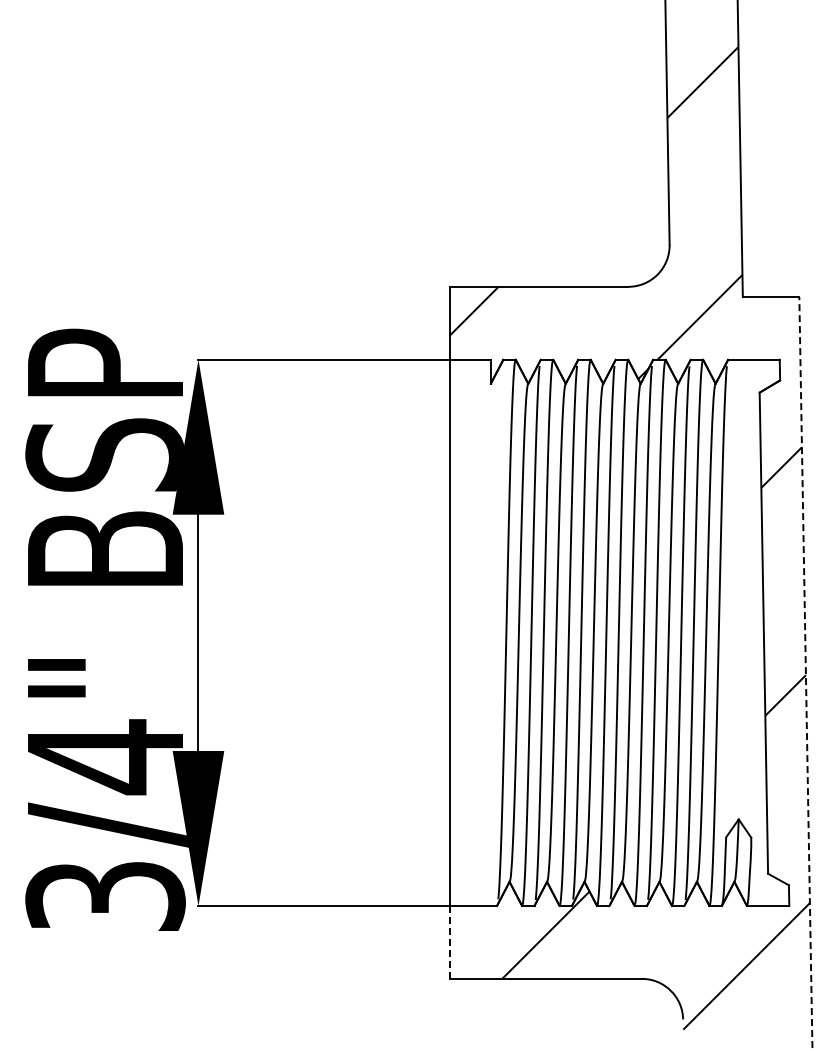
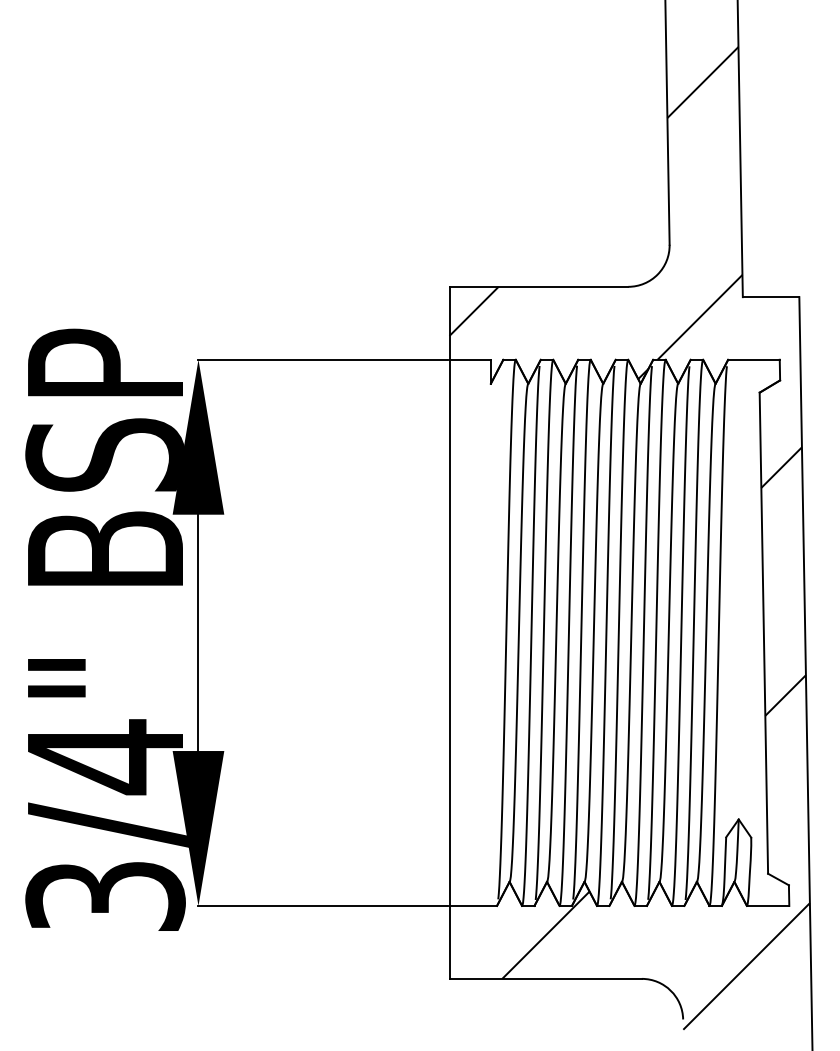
line: dashed -> solid (805, 673)
line: dashed -> solid (449, 941)
